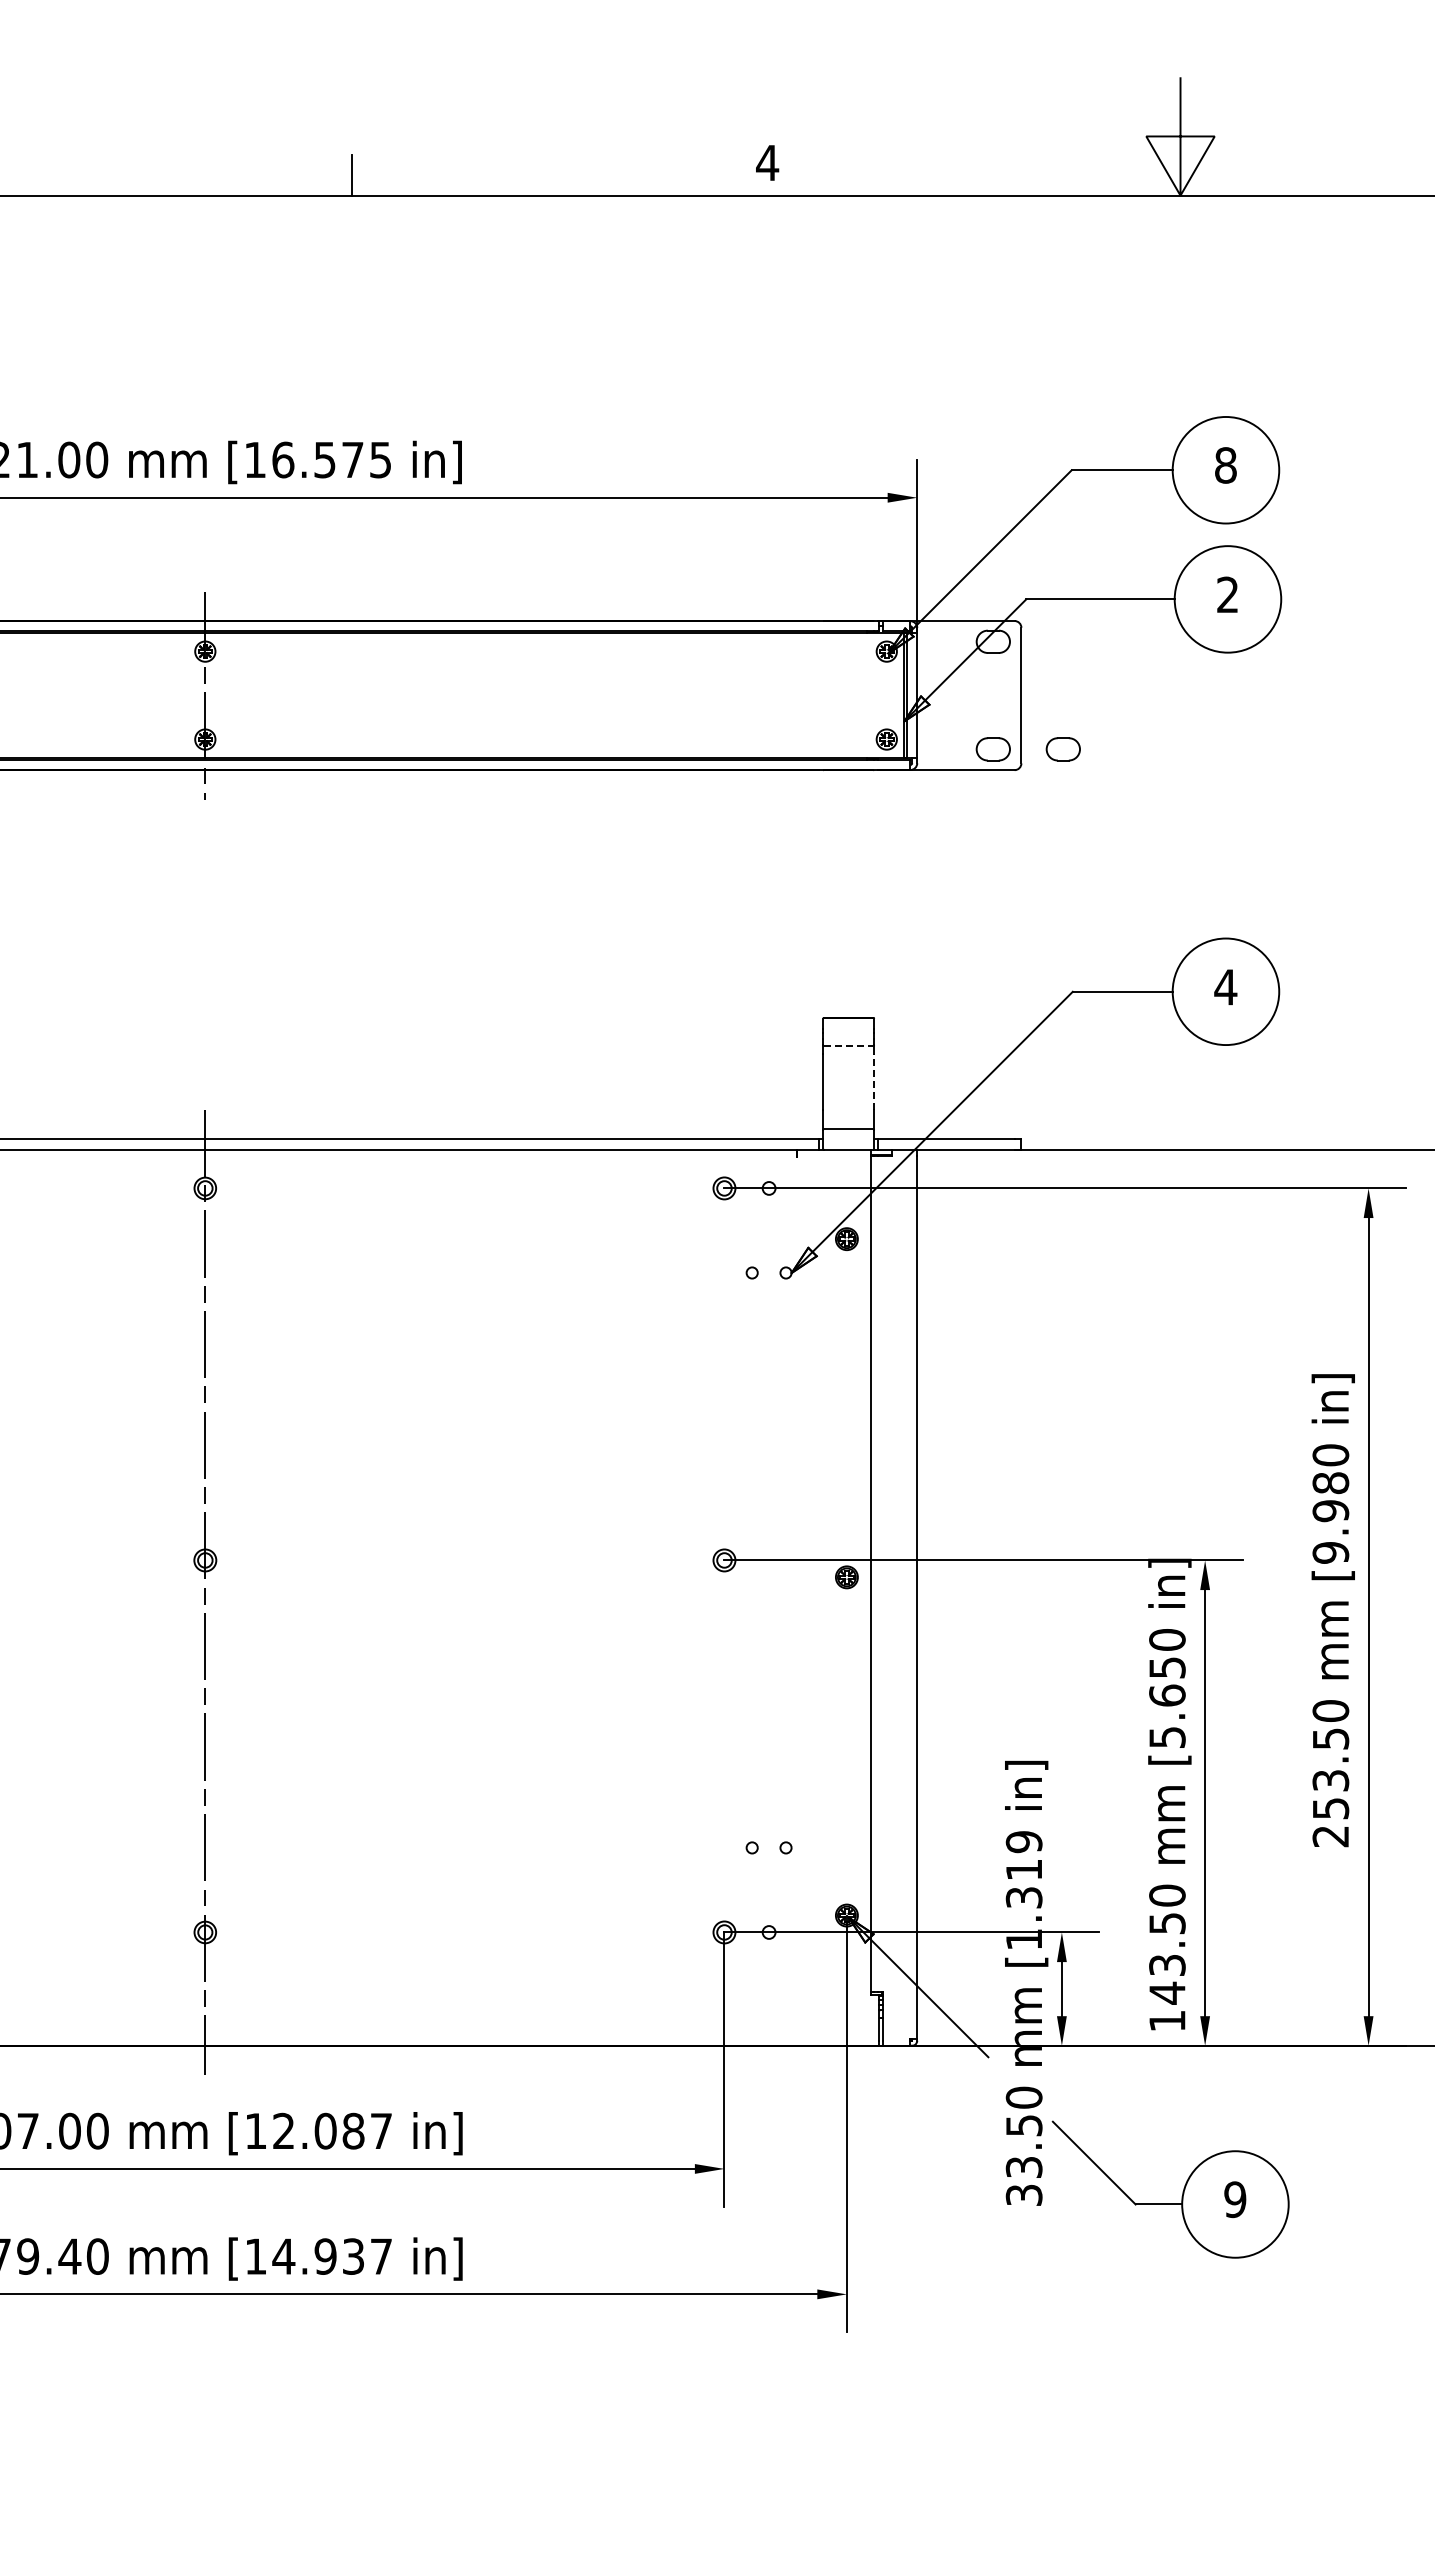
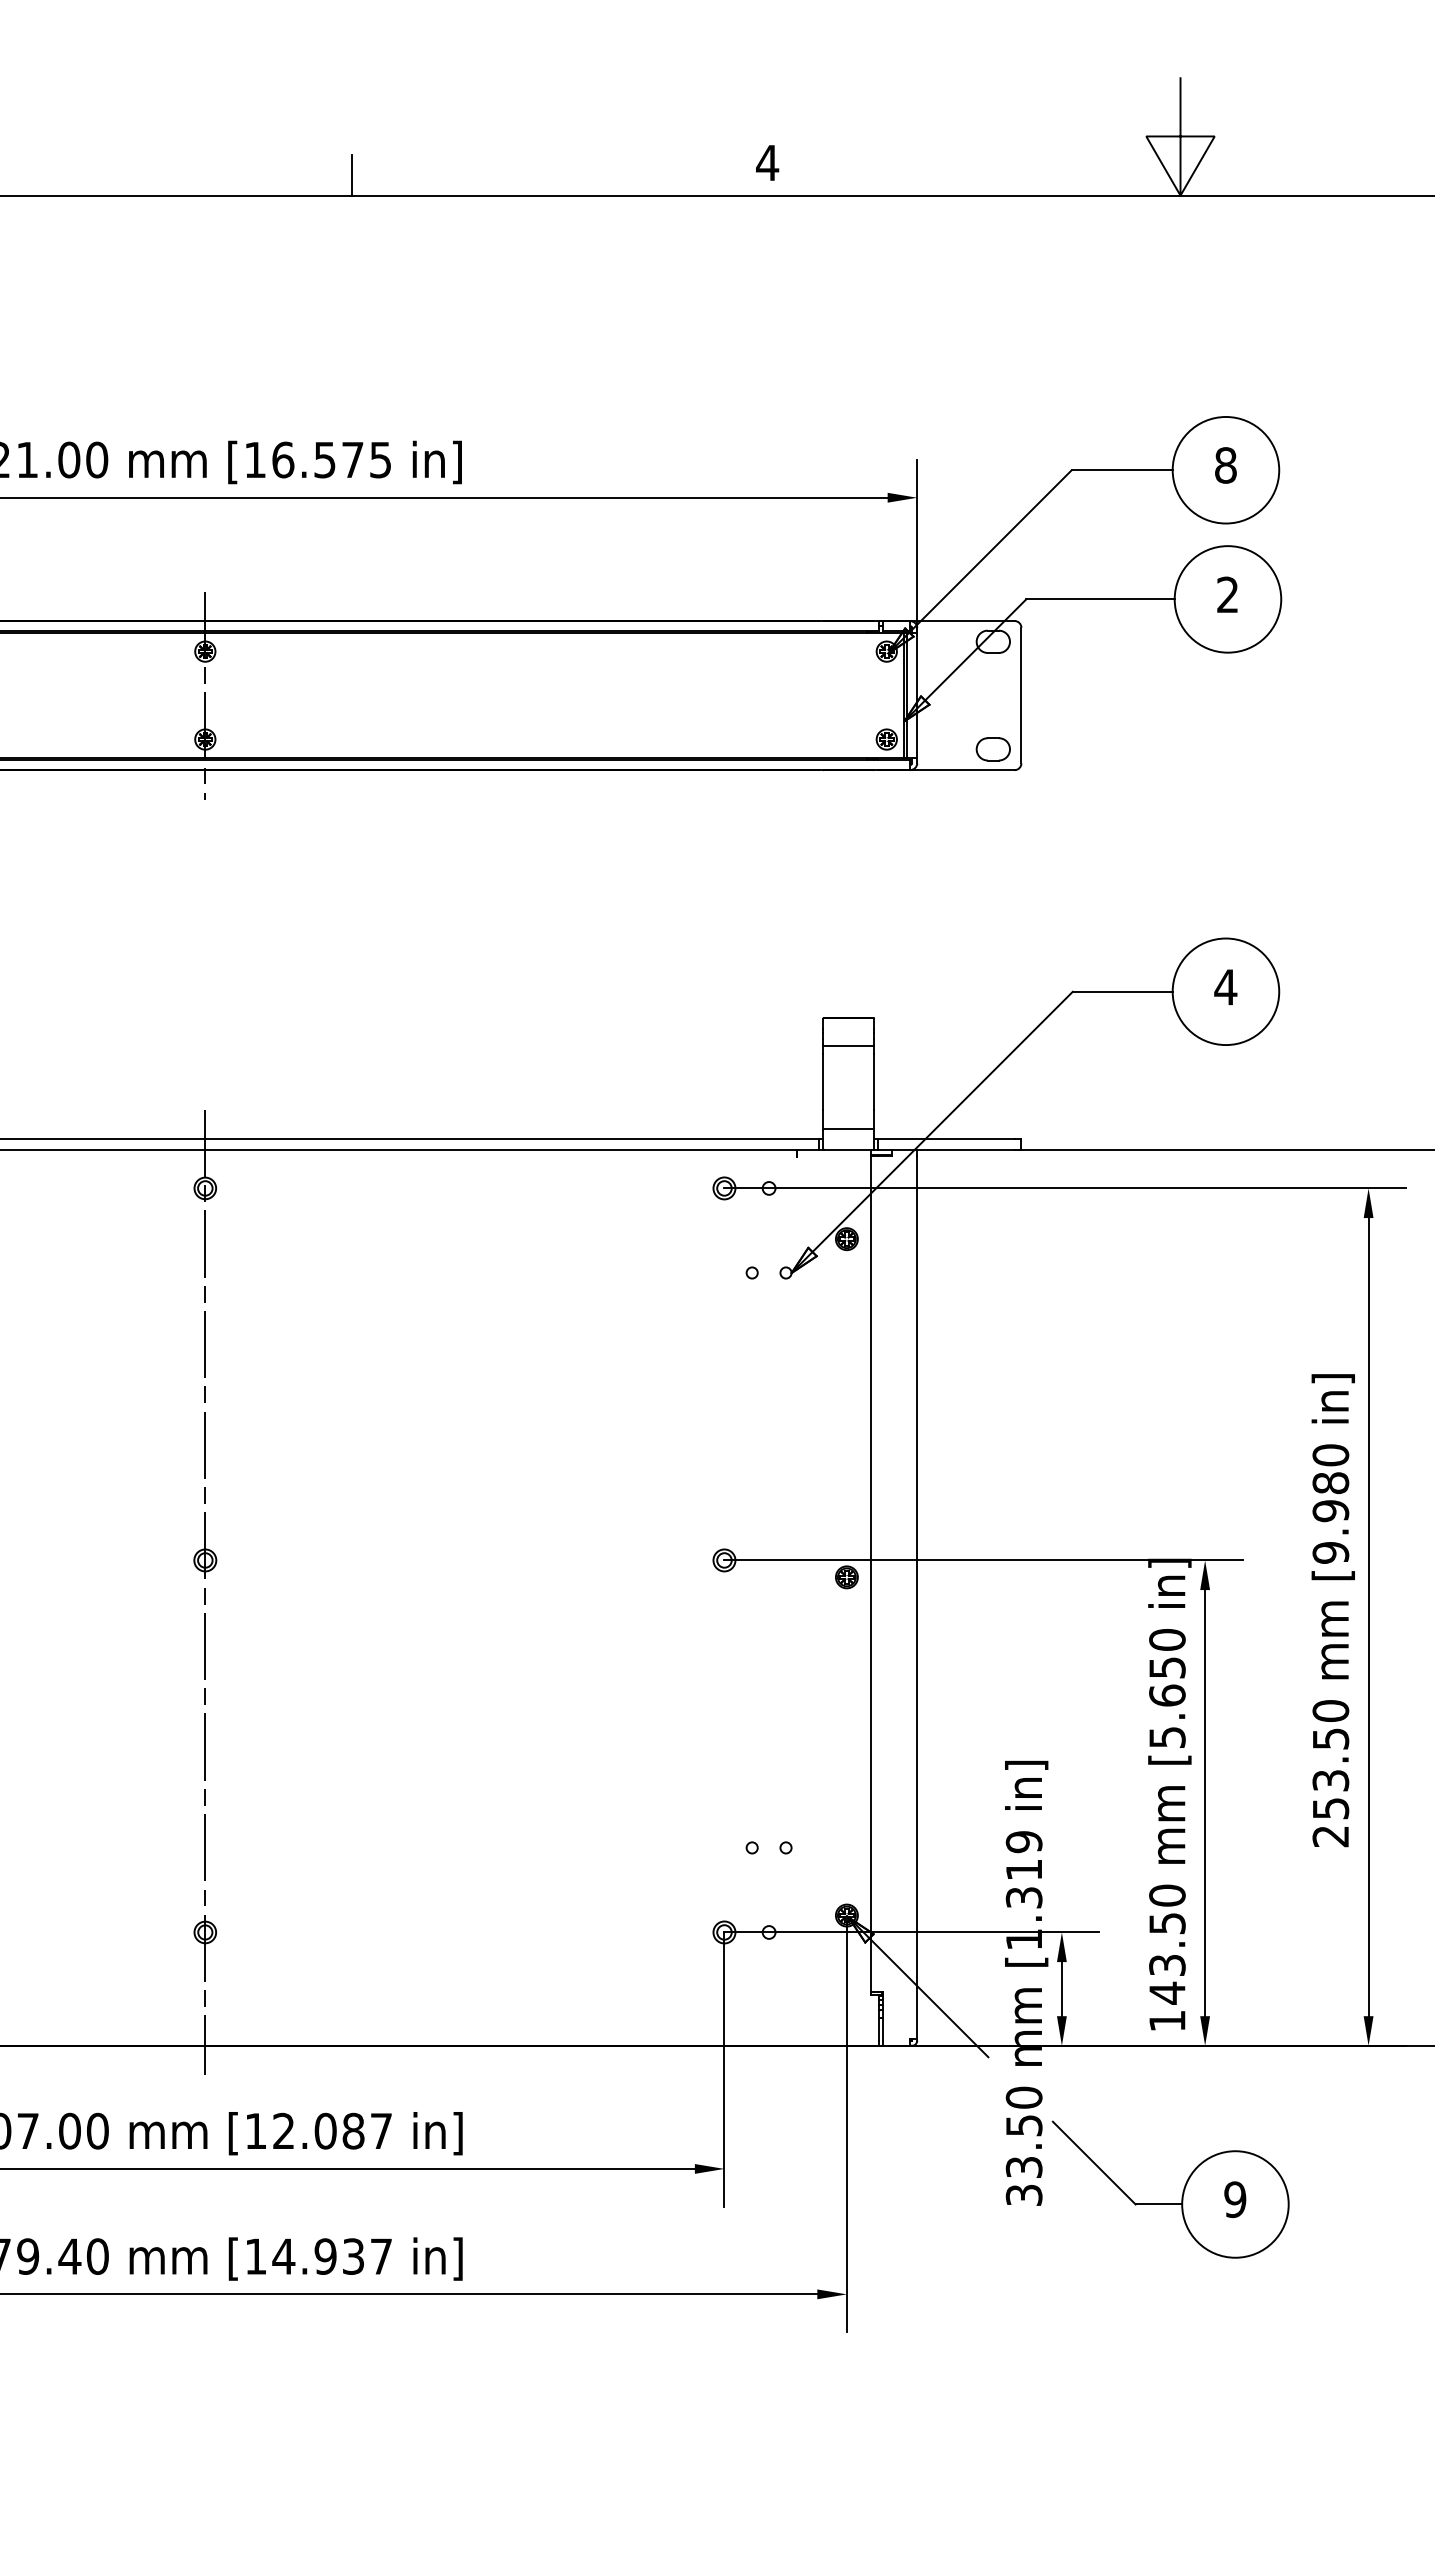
part: present -> none (1062, 749)
line: dashed -> solid (848, 1046)
line: dashed -> solid (874, 1082)
